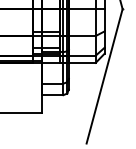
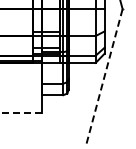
line: solid -> dashed (104, 76)
line: solid -> dashed (21, 112)
